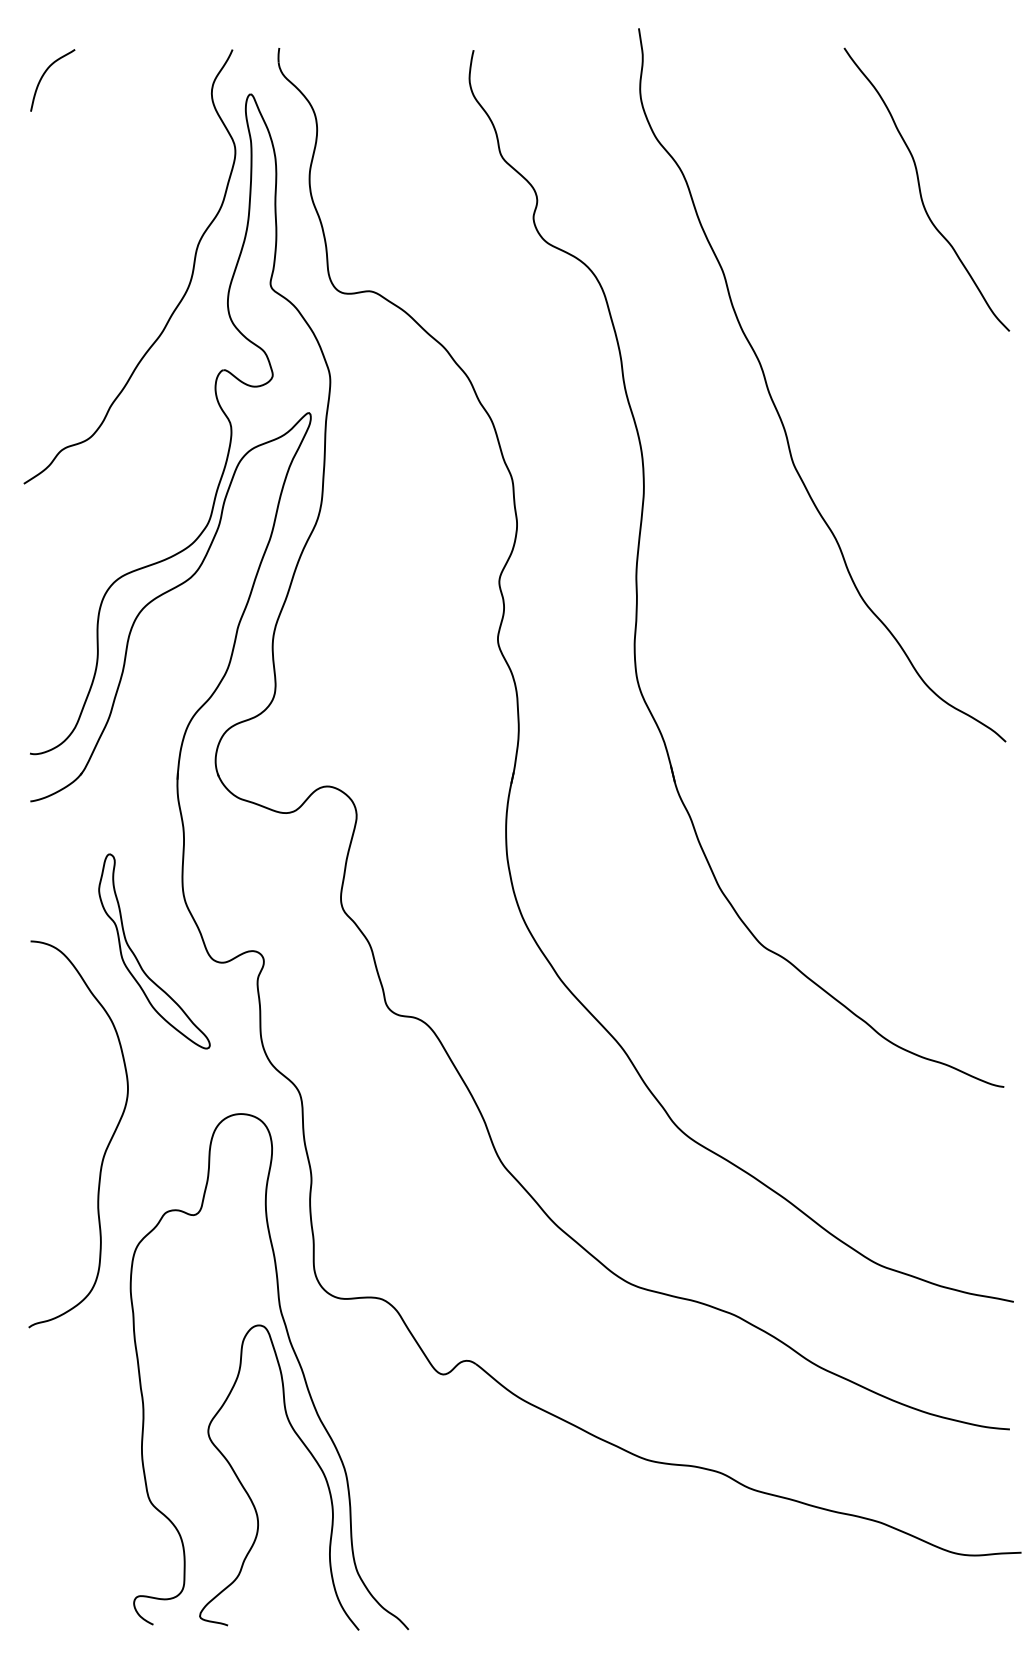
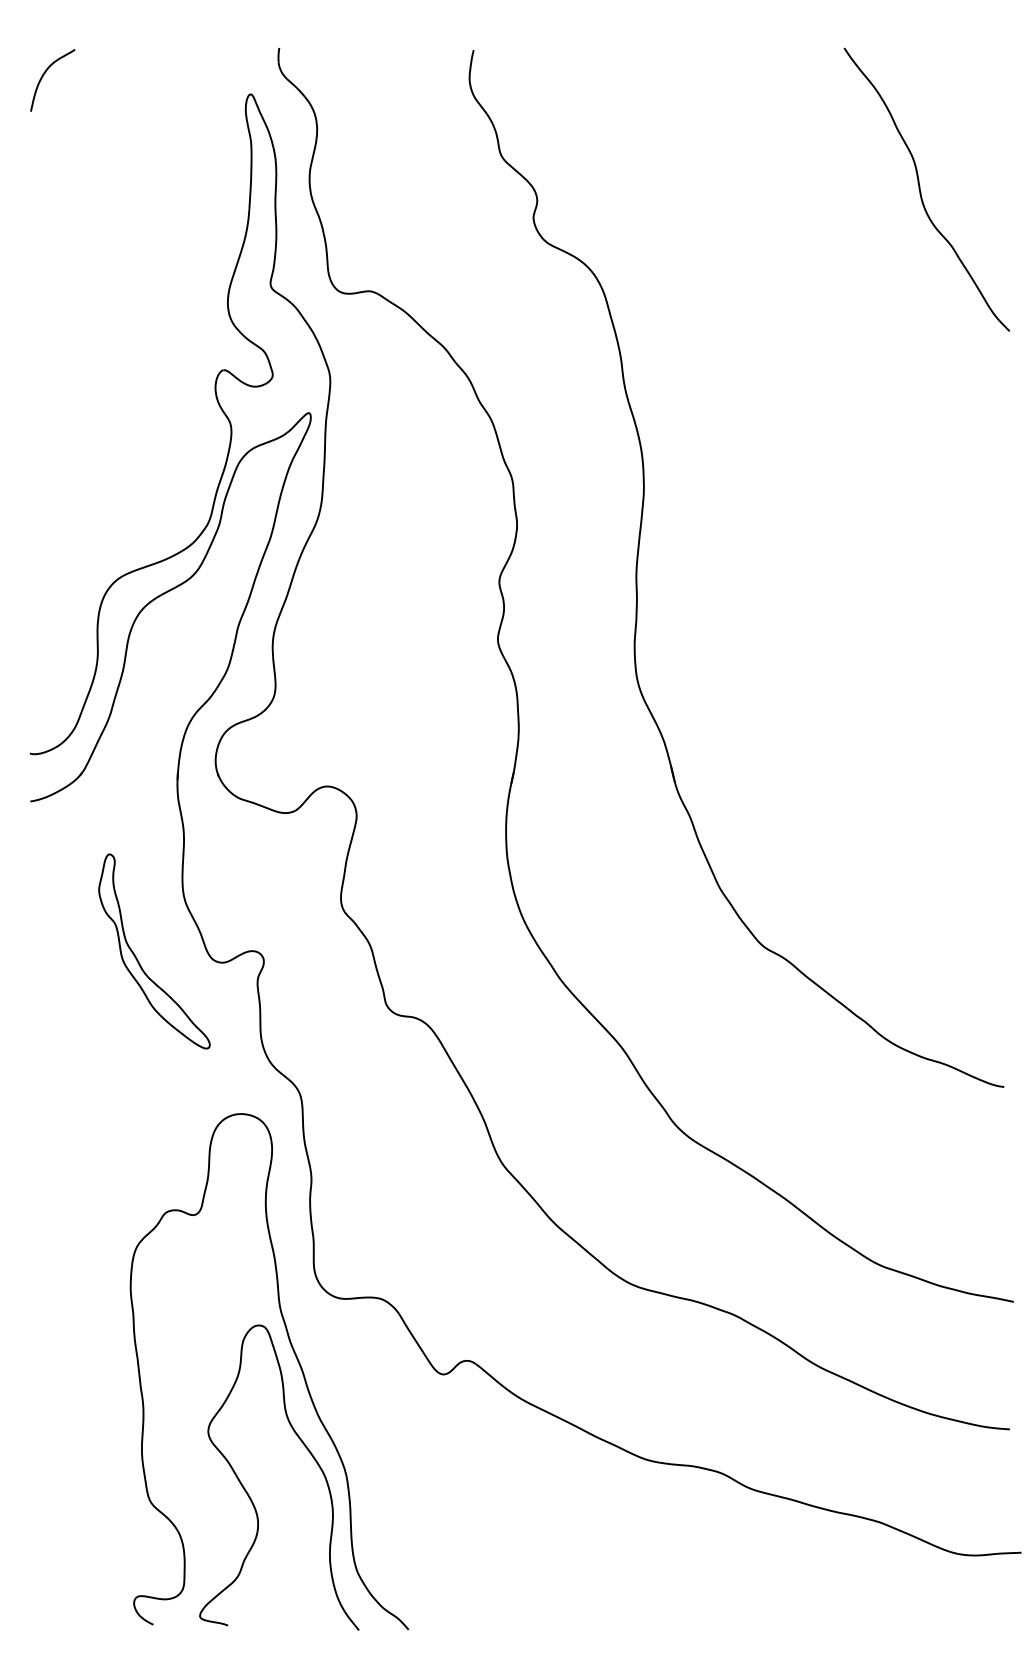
curve: present -> none (180, 299)
curve: present -> none (776, 406)
curve: present -> none (106, 1146)
